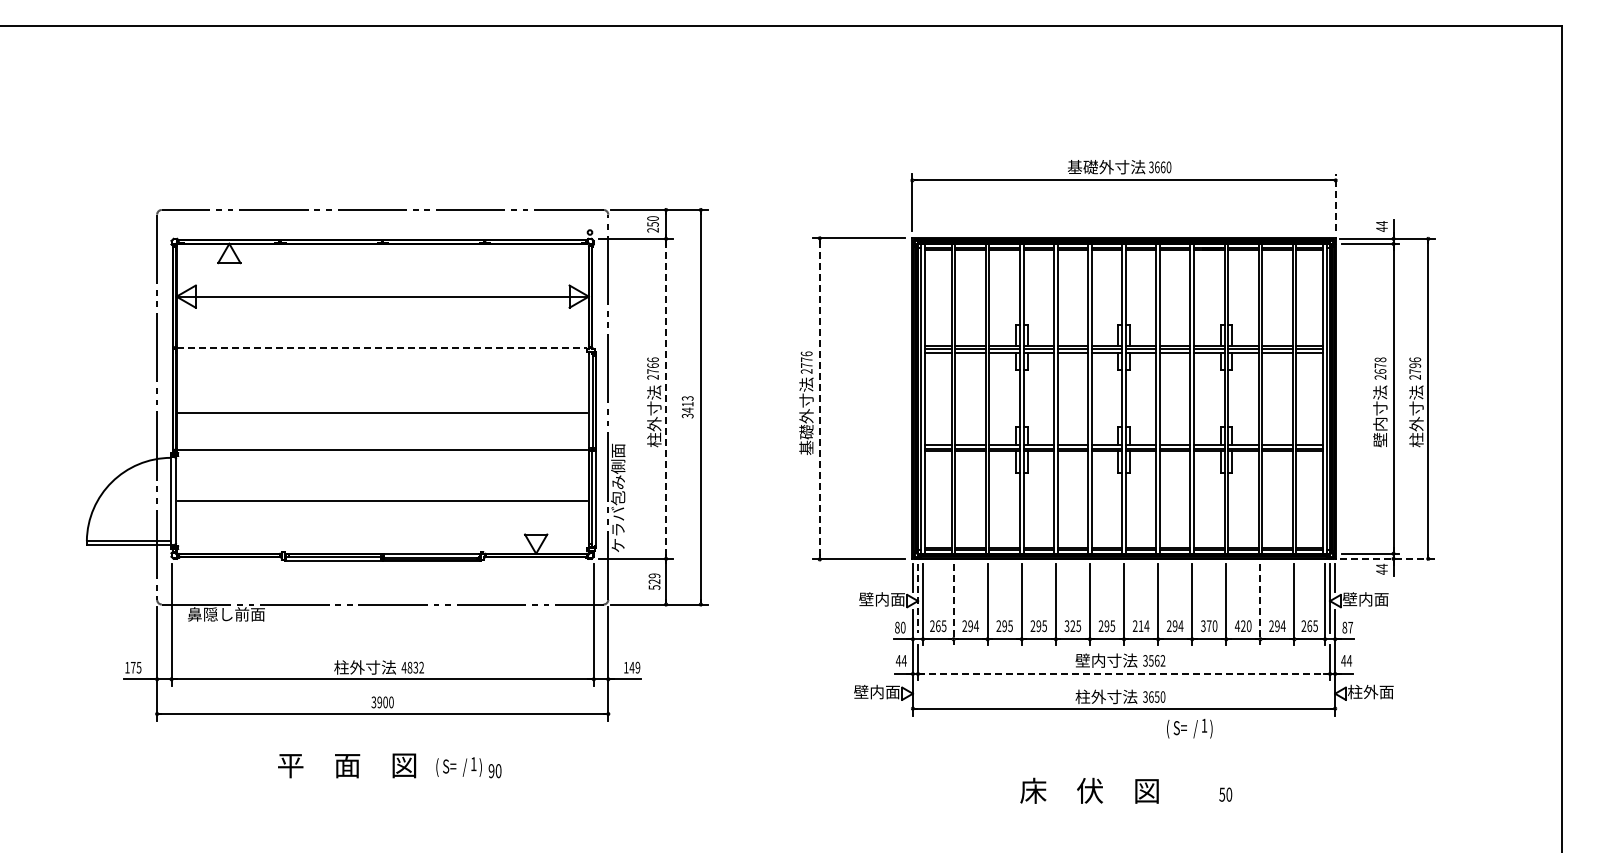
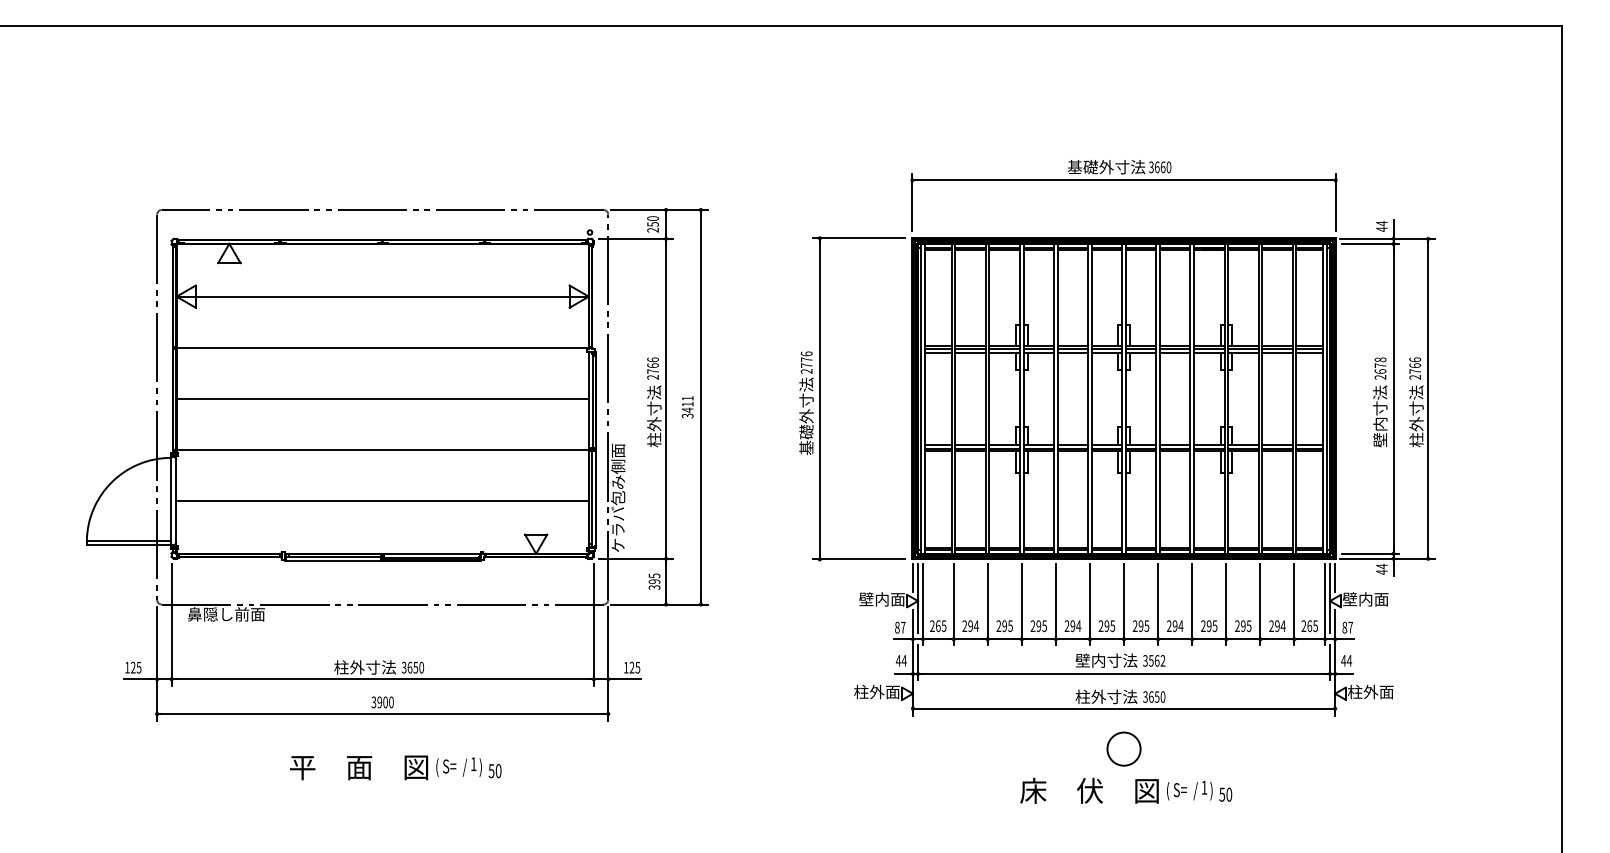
line: dashed -> solid (1335, 202)
line: dashed -> solid (382, 347)
text: 2796 -> 2766 (1415, 365)
line: dashed -> solid (666, 398)
text: 3413 -> 3411 (687, 398)
line: dashed -> solid (819, 398)
line position: (381, 412) -> (381, 398) (381, 398)
line: dashed -> solid (1387, 558)
text: 529 -> 395 (654, 581)
line: dashed -> solid (918, 598)
line: dashed -> solid (953, 604)
line: dashed -> solid (1260, 604)
text: 325 -> 294 (1072, 626)
text: 214 -> 295 (1143, 626)
text: 370 -> 295 (1209, 626)
text: 420 -> 295 (1242, 626)
text: 80 -> 87 (902, 627)
text: 175 -> 125 (133, 667)
text: 4832 -> 3650 (412, 667)
text: 149 -> 125 (634, 667)
line: dashed -> solid (1122, 673)
text: 壁内面 -> 柱外面 (869, 691)
text position: (1189, 728) -> (1189, 790) (1189, 790)
circle: none -> present (1123, 748)
text position: (347, 765) -> (359, 767) (359, 767)
text: 90 -> 50 (491, 770)
